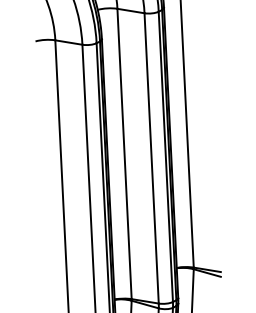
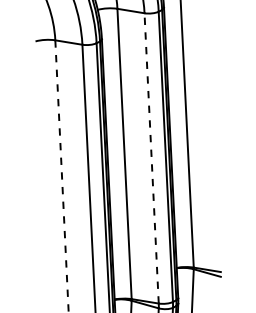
line: solid -> dashed (151, 157)
line: solid -> dashed (62, 177)
